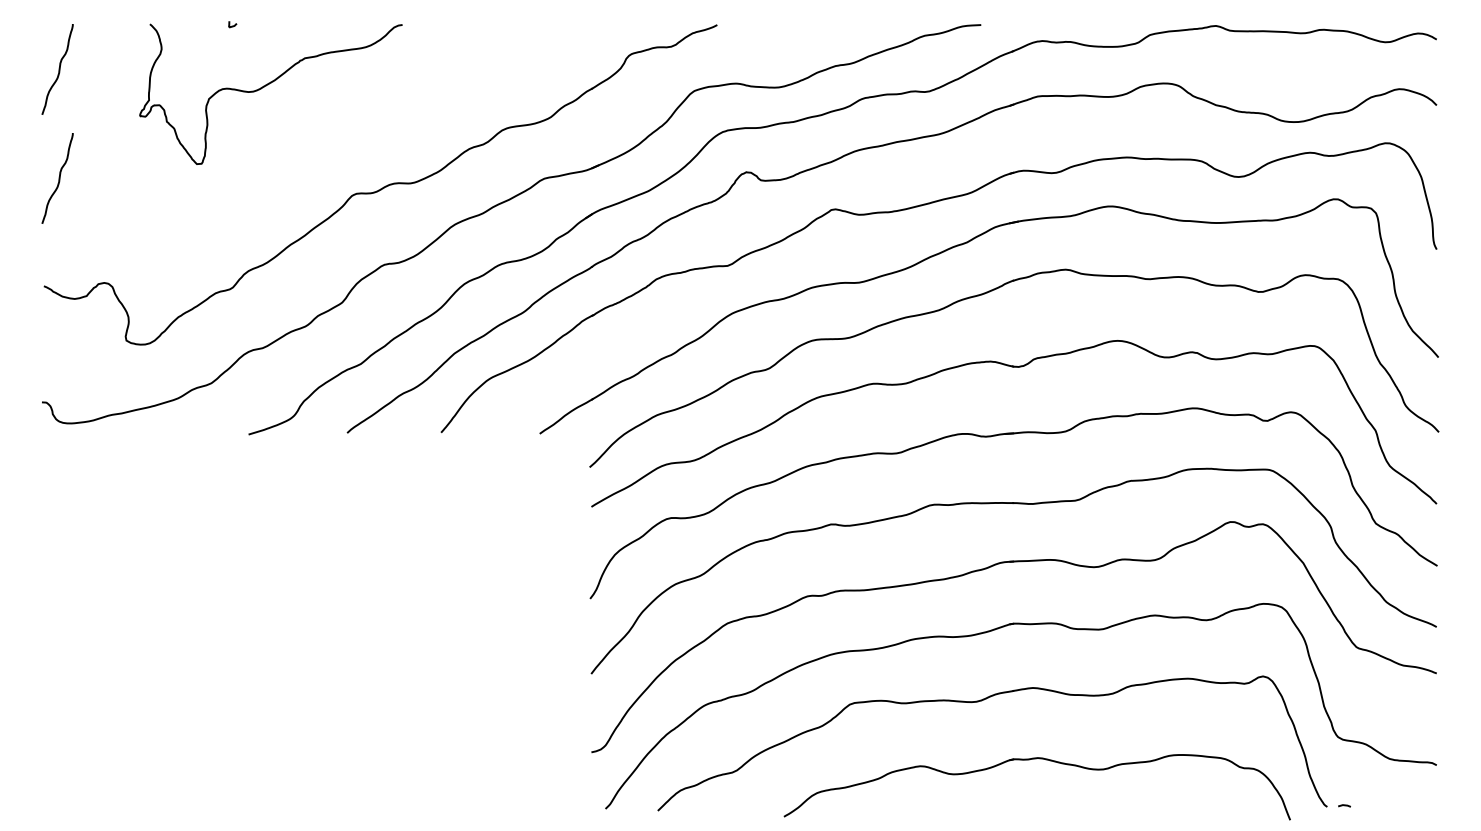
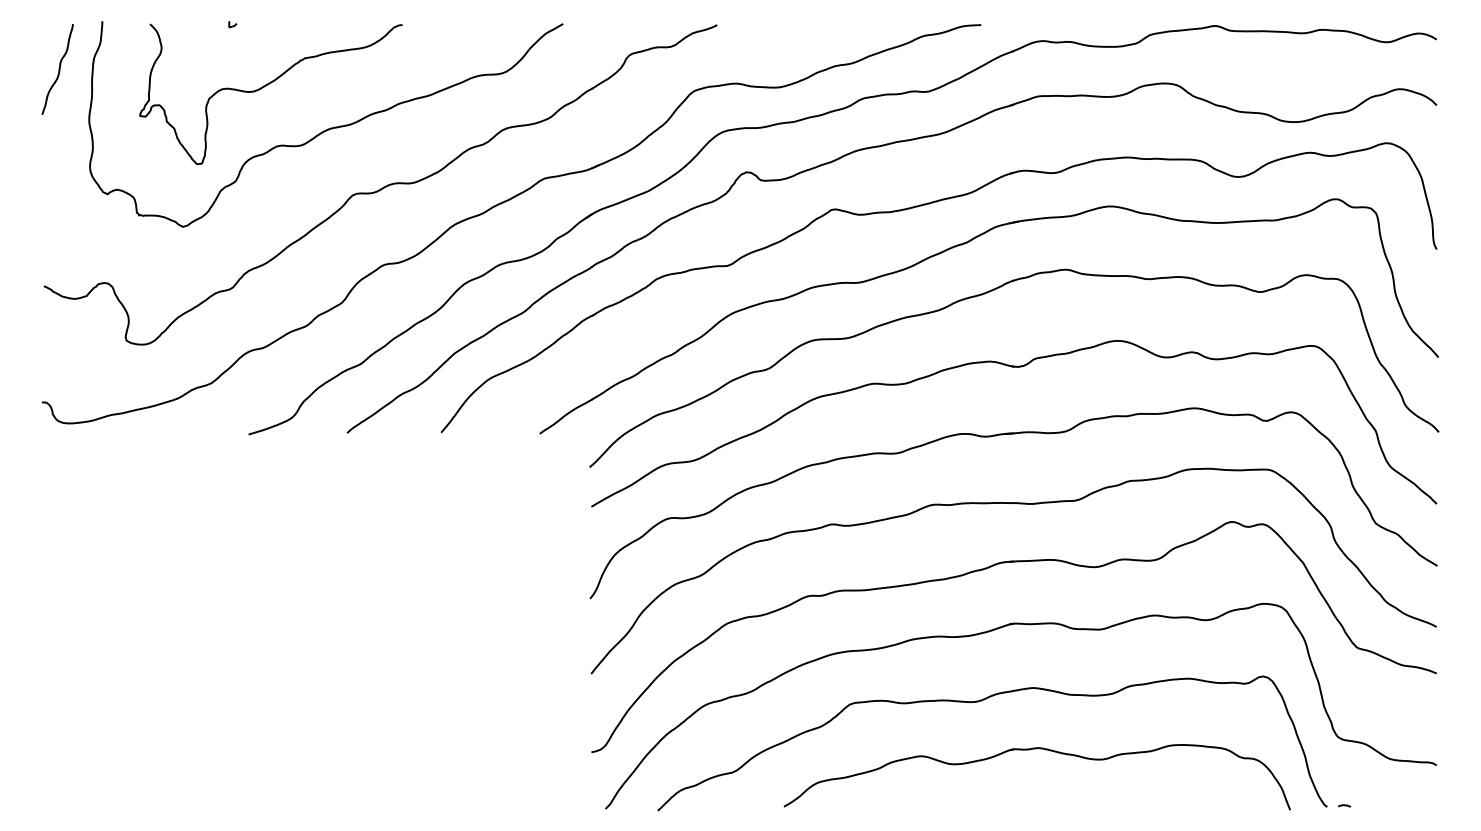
curve: none -> present (327, 128)
curve: present -> none (58, 178)
part position: (1029, 760) -> (1029, 750) (1029, 750)
